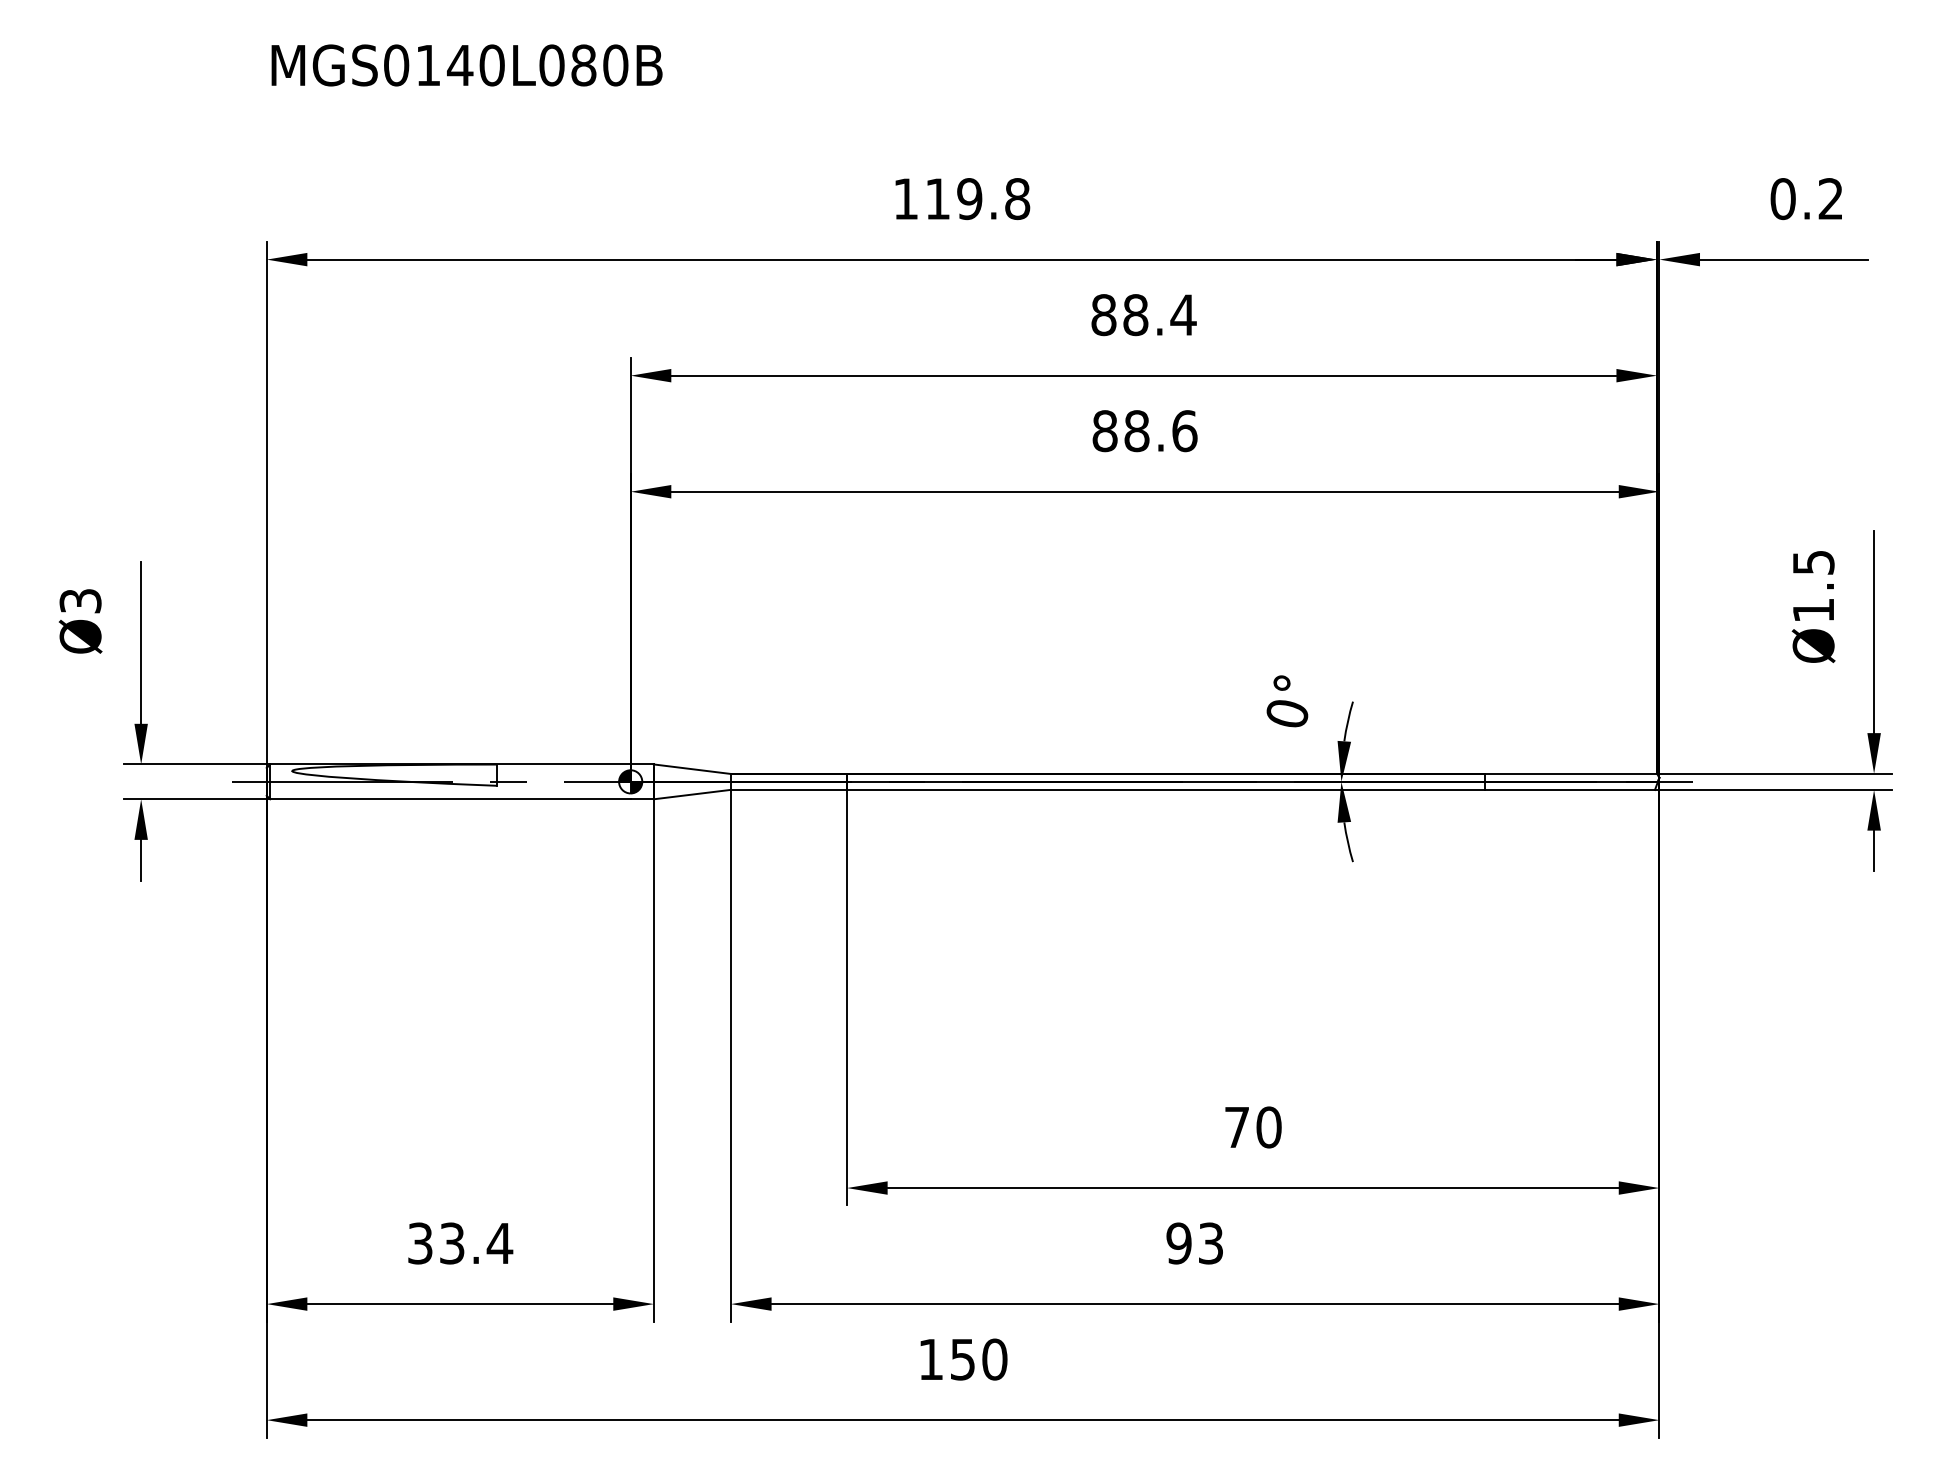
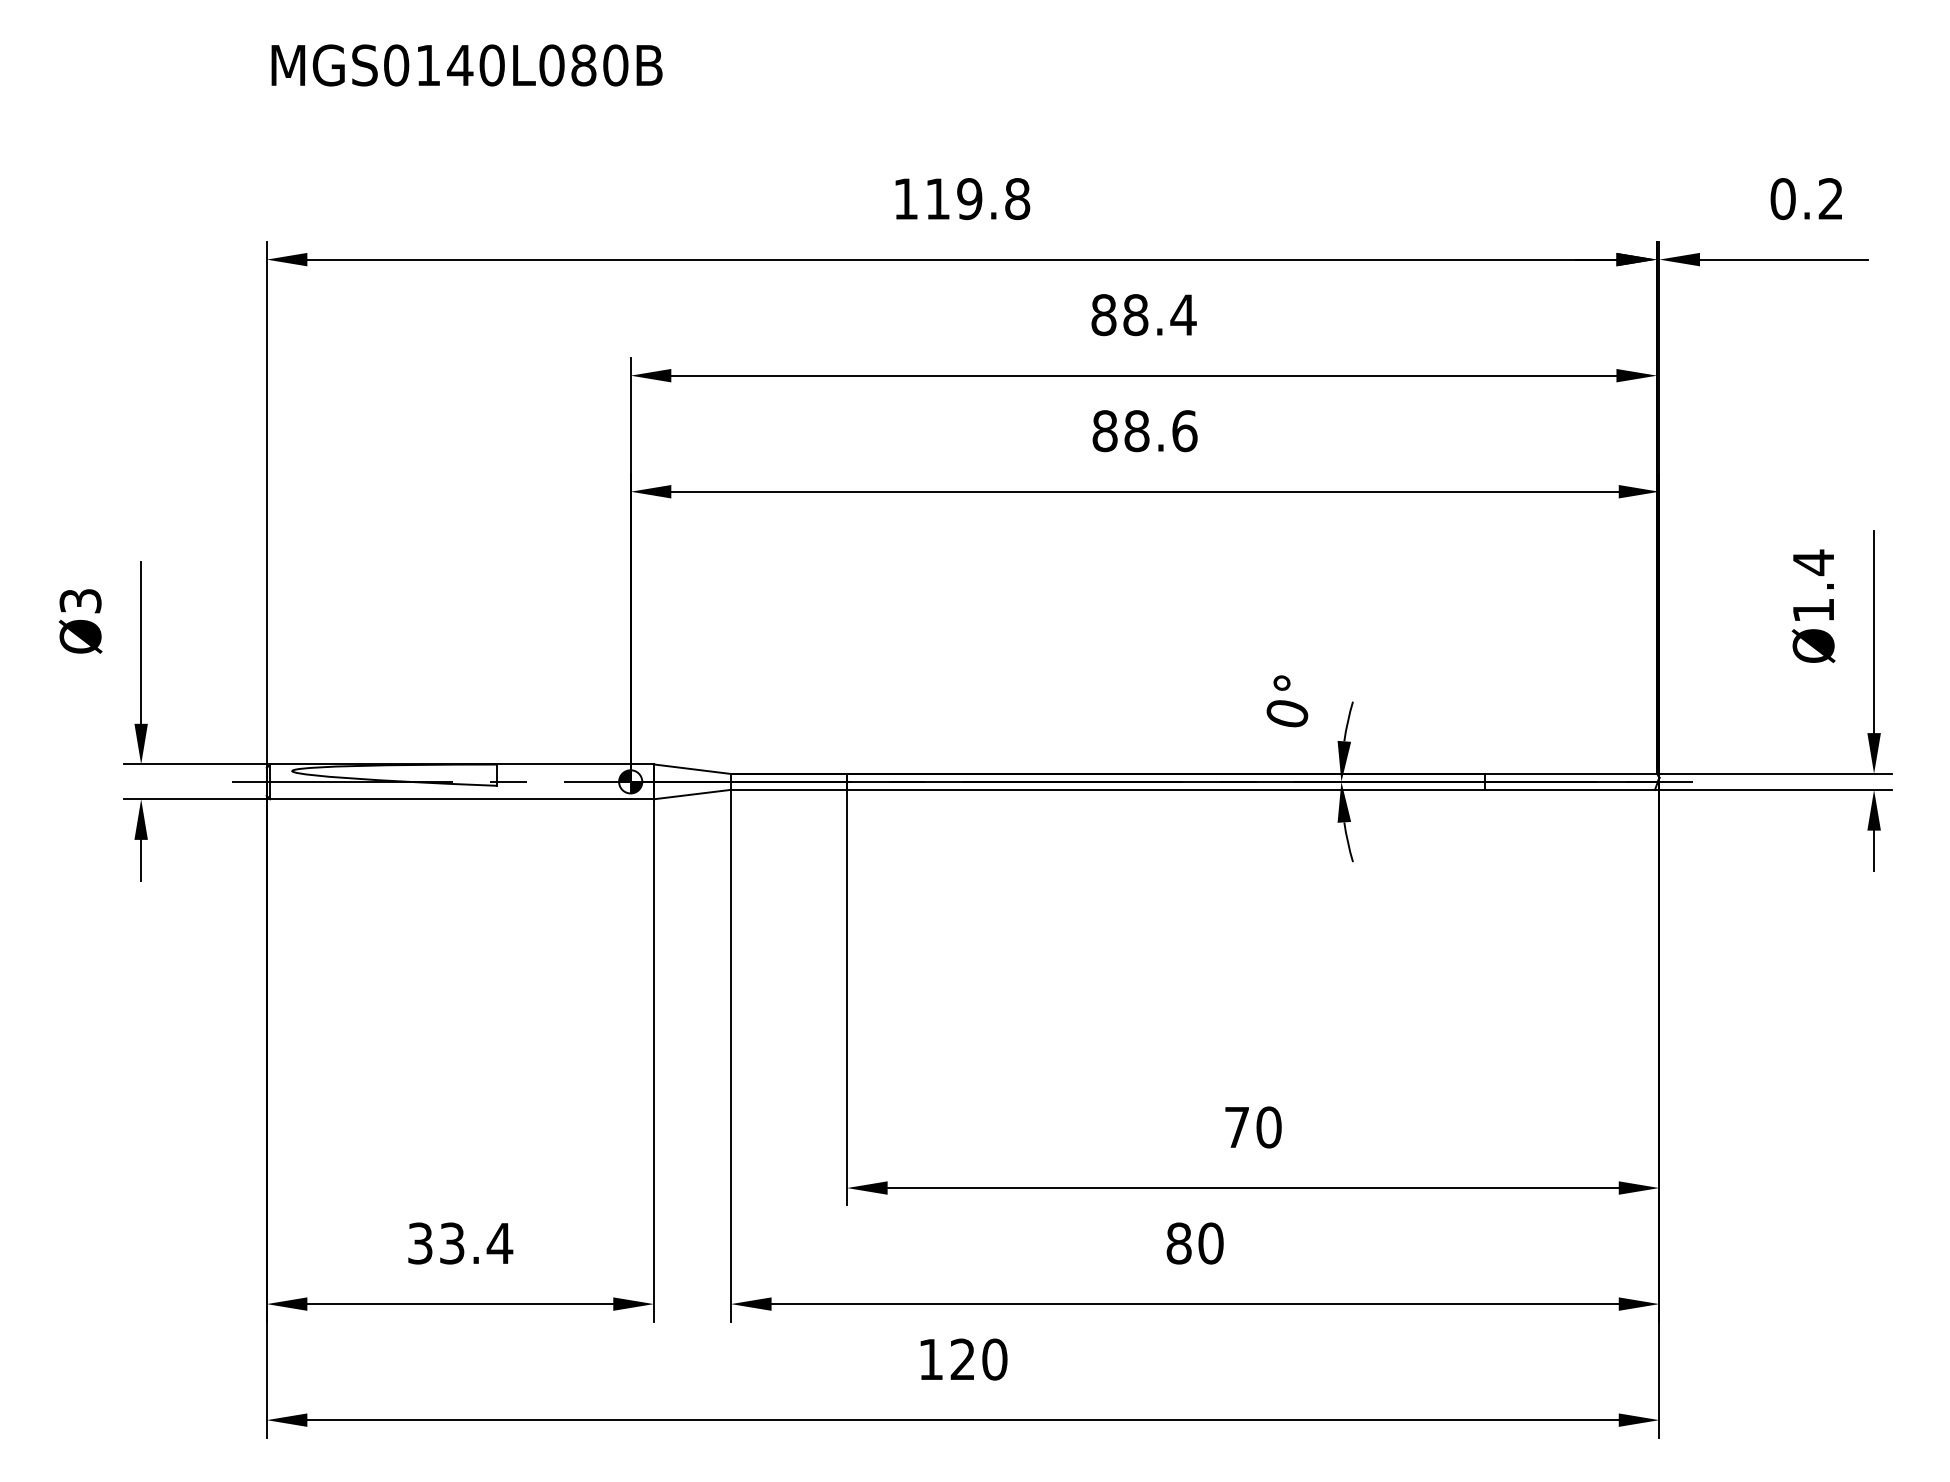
text: Ø1.5 -> Ø1.4 (1813, 562)
text: 93 -> 80 (1194, 1243)
text: 150 -> 120 (962, 1359)
